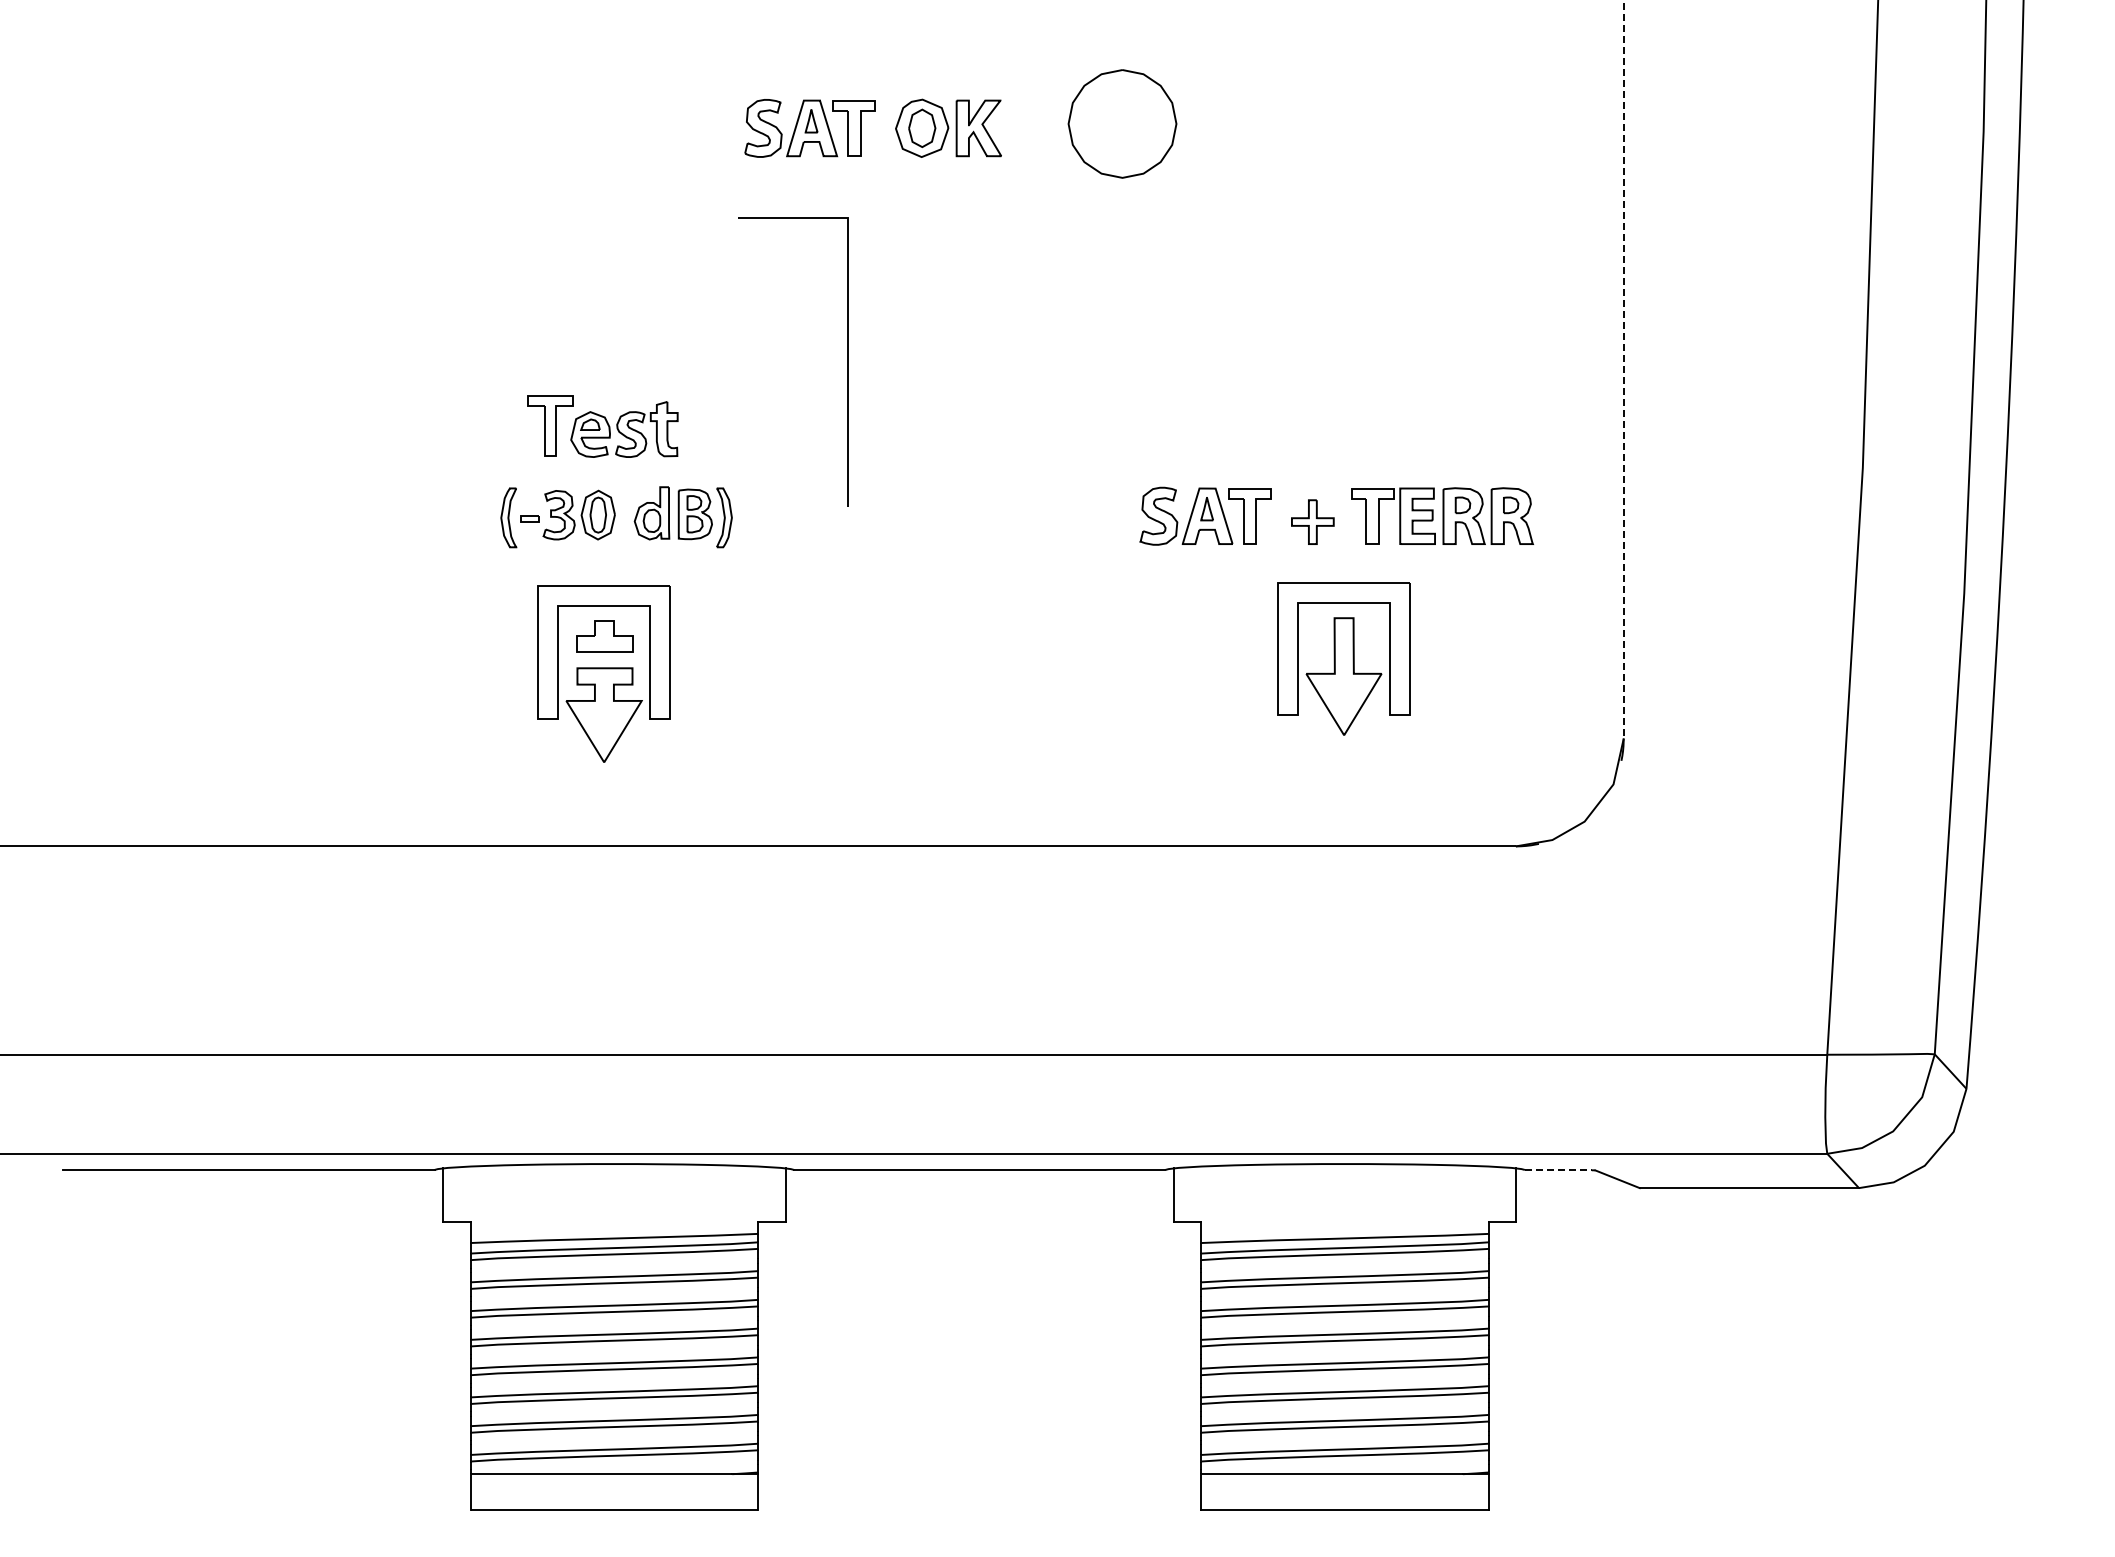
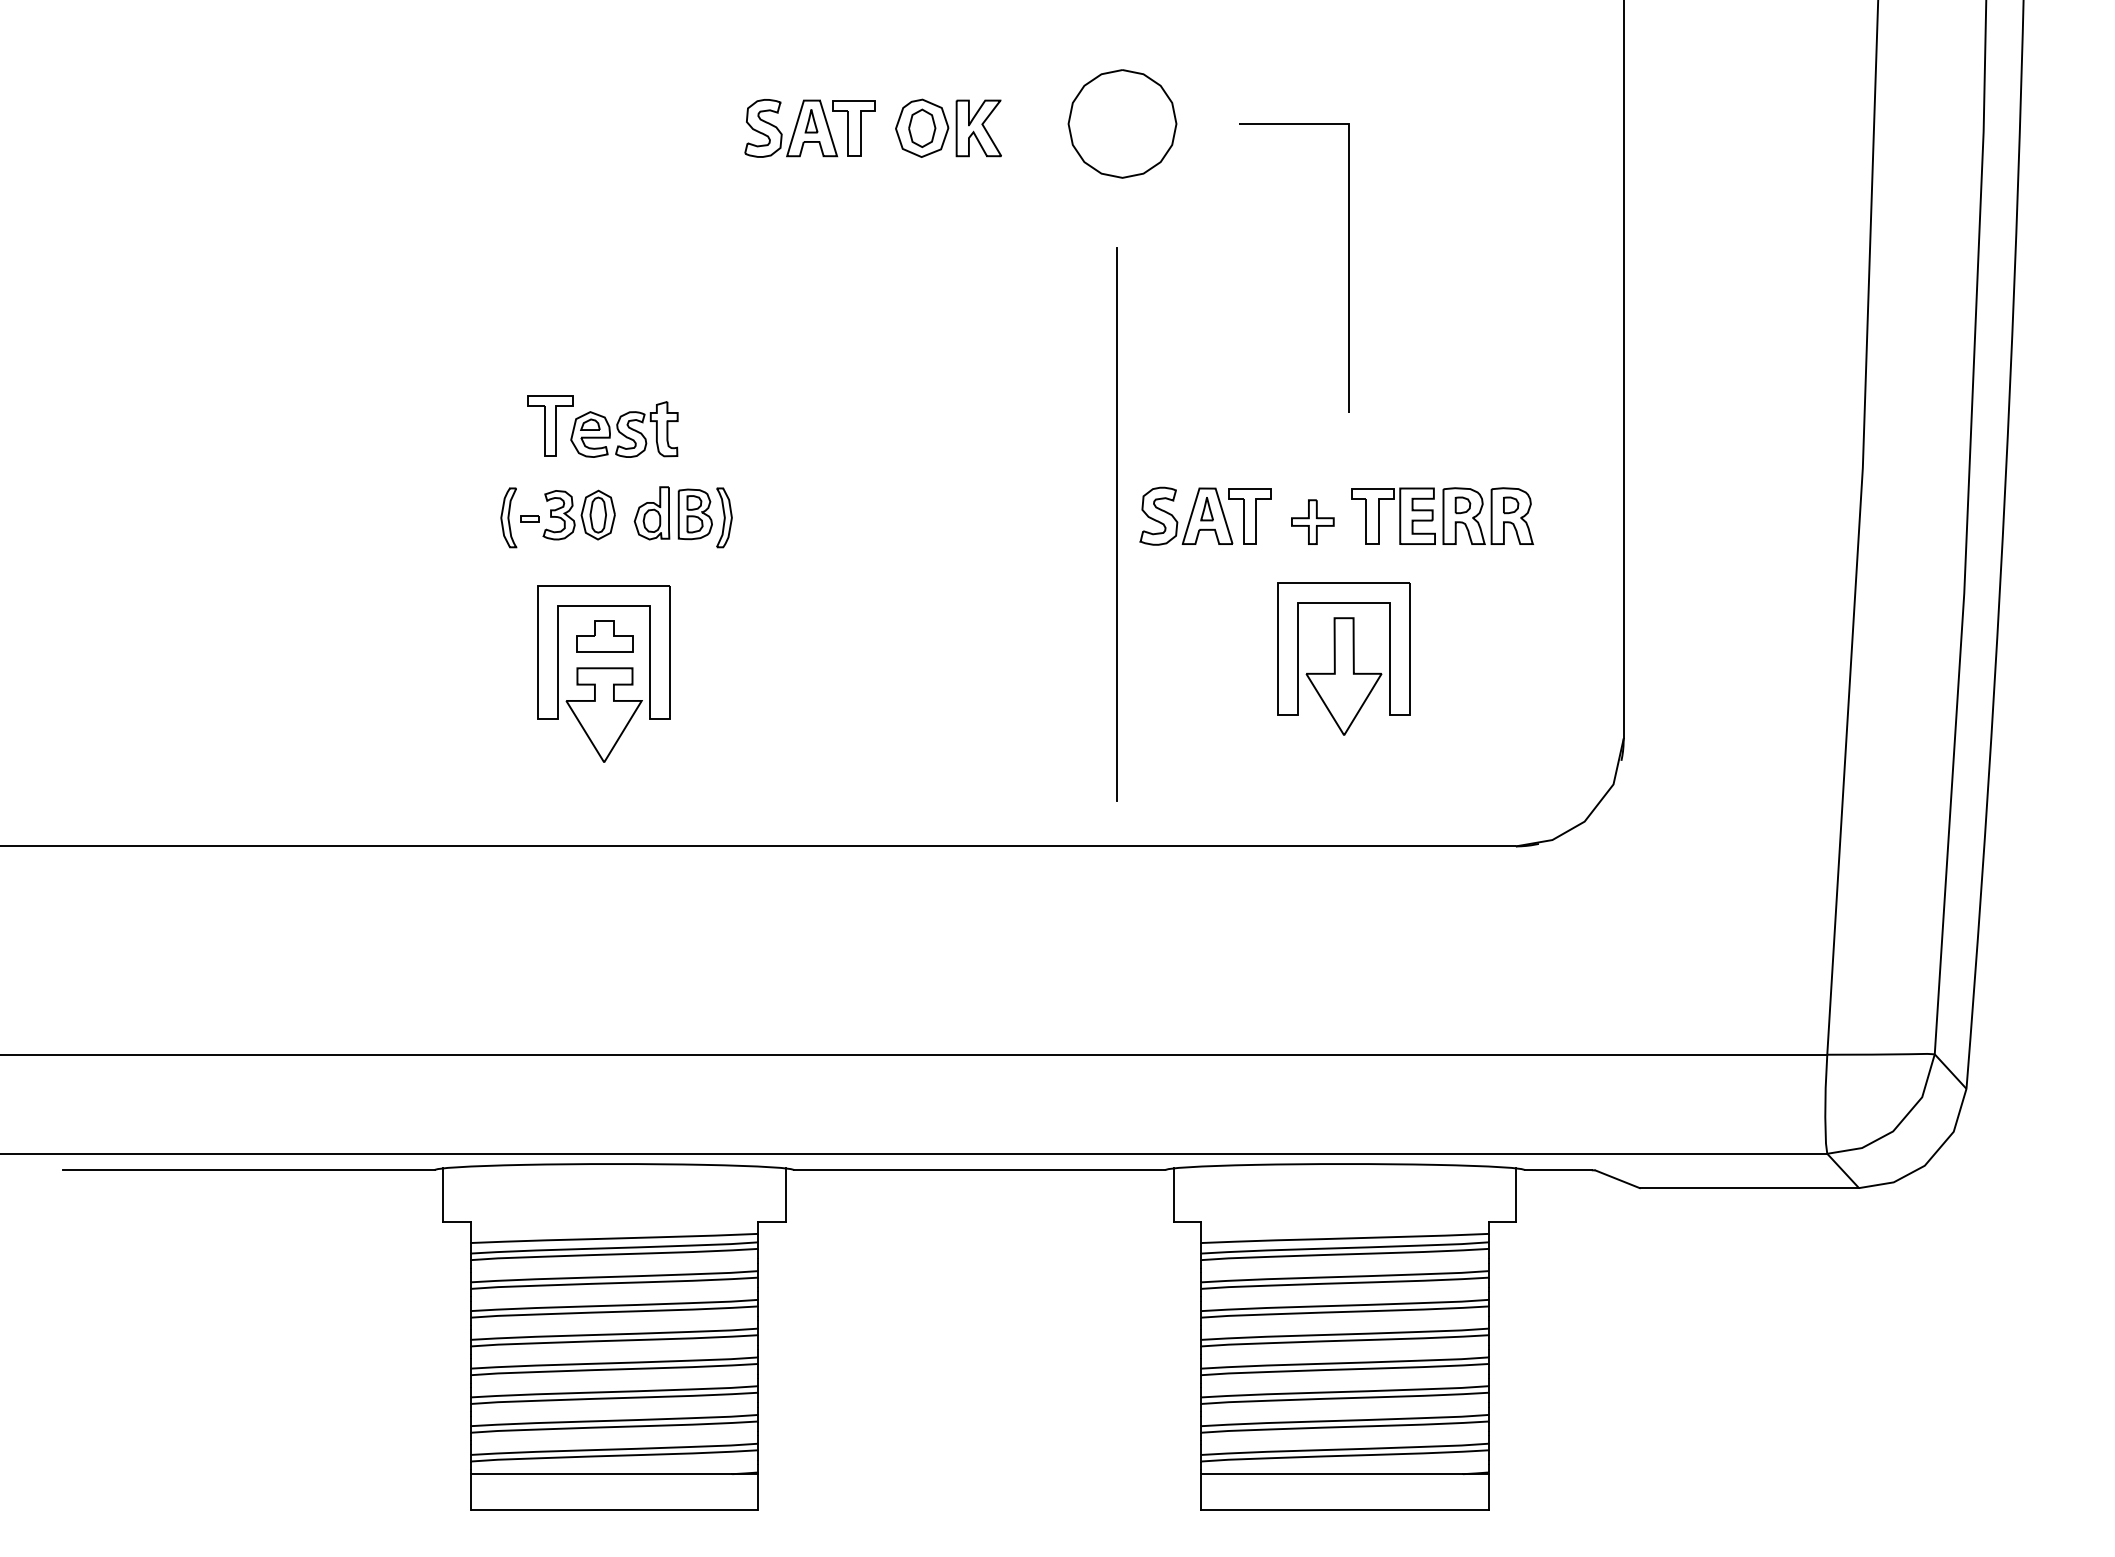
curve position: (847, 361) -> (1348, 267) (1348, 267)
line: dashed -> solid (1623, 369)
line: none -> present (1117, 524)
line: dashed -> solid (1558, 1170)
